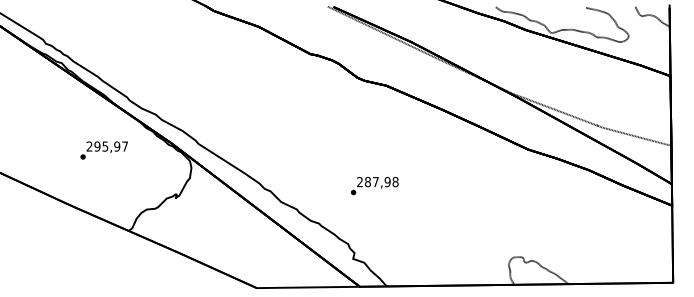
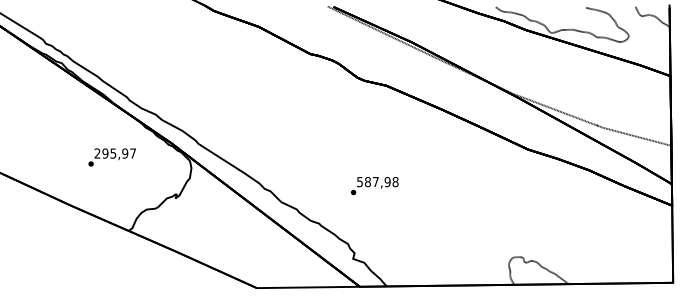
text position: (103, 150) -> (111, 157) (111, 157)
text: 287,98 -> 587,98 (359, 182)
